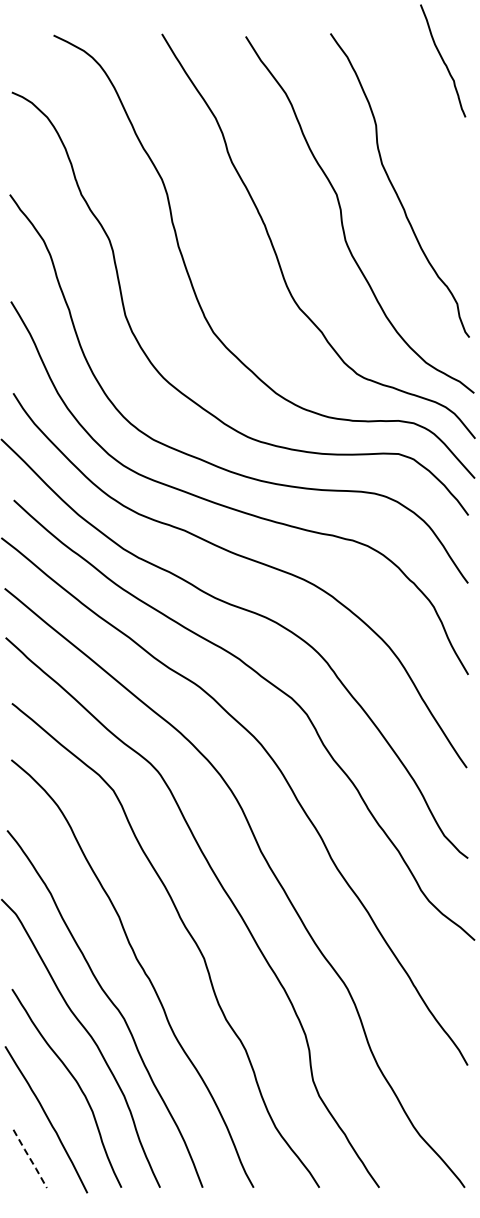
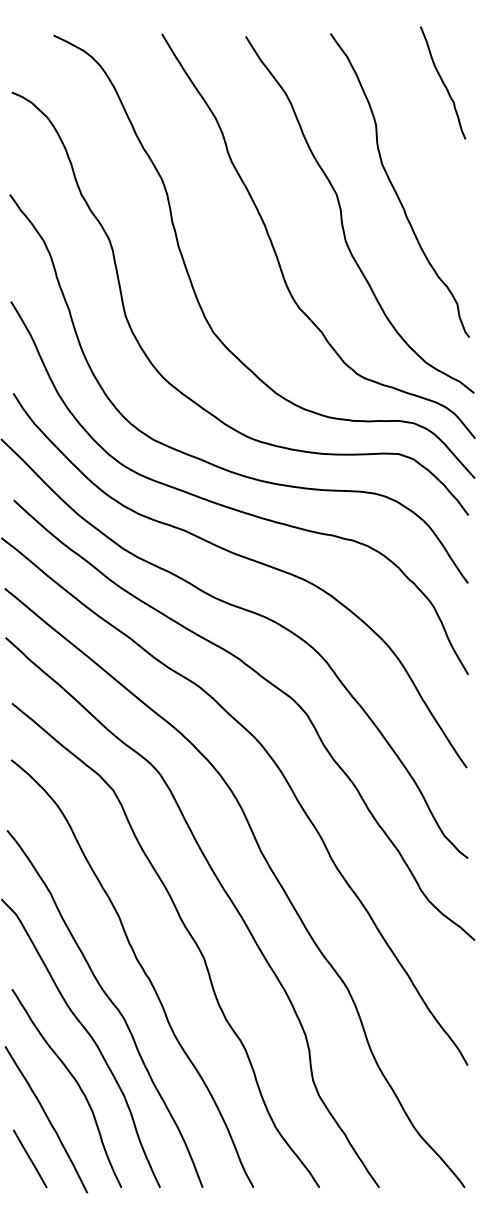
curve position: (443, 60) -> (443, 82) (443, 82)
line: dashed -> solid (30, 1159)
